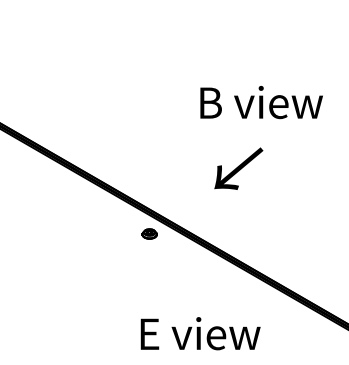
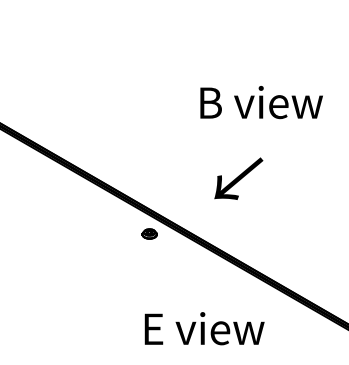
text position: (238, 168) -> (238, 178) (238, 178)
text position: (200, 333) -> (204, 328) (204, 328)
